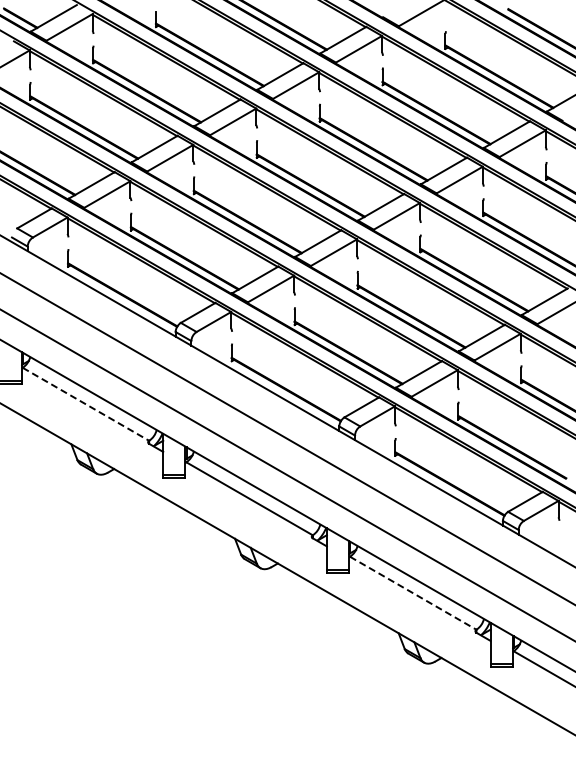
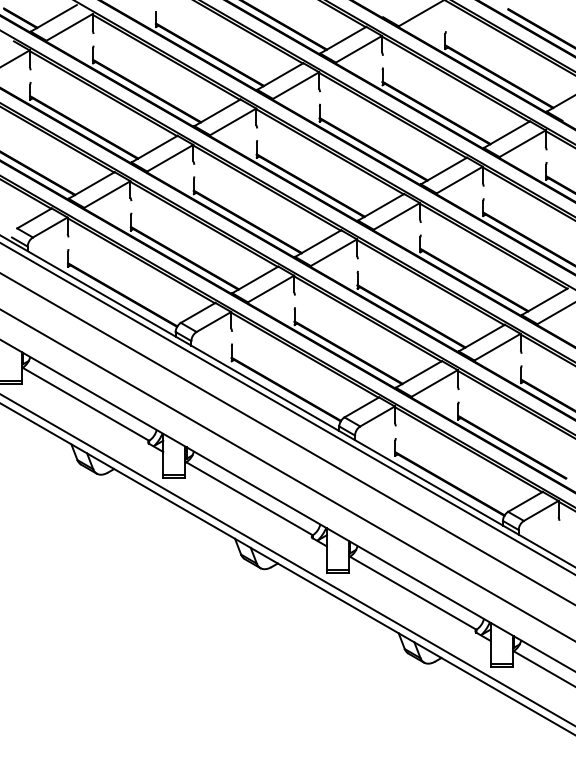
line: dashed -> solid (85, 404)
line: none -> present (287, 408)
line: none -> present (287, 559)
line: dashed -> solid (413, 593)
